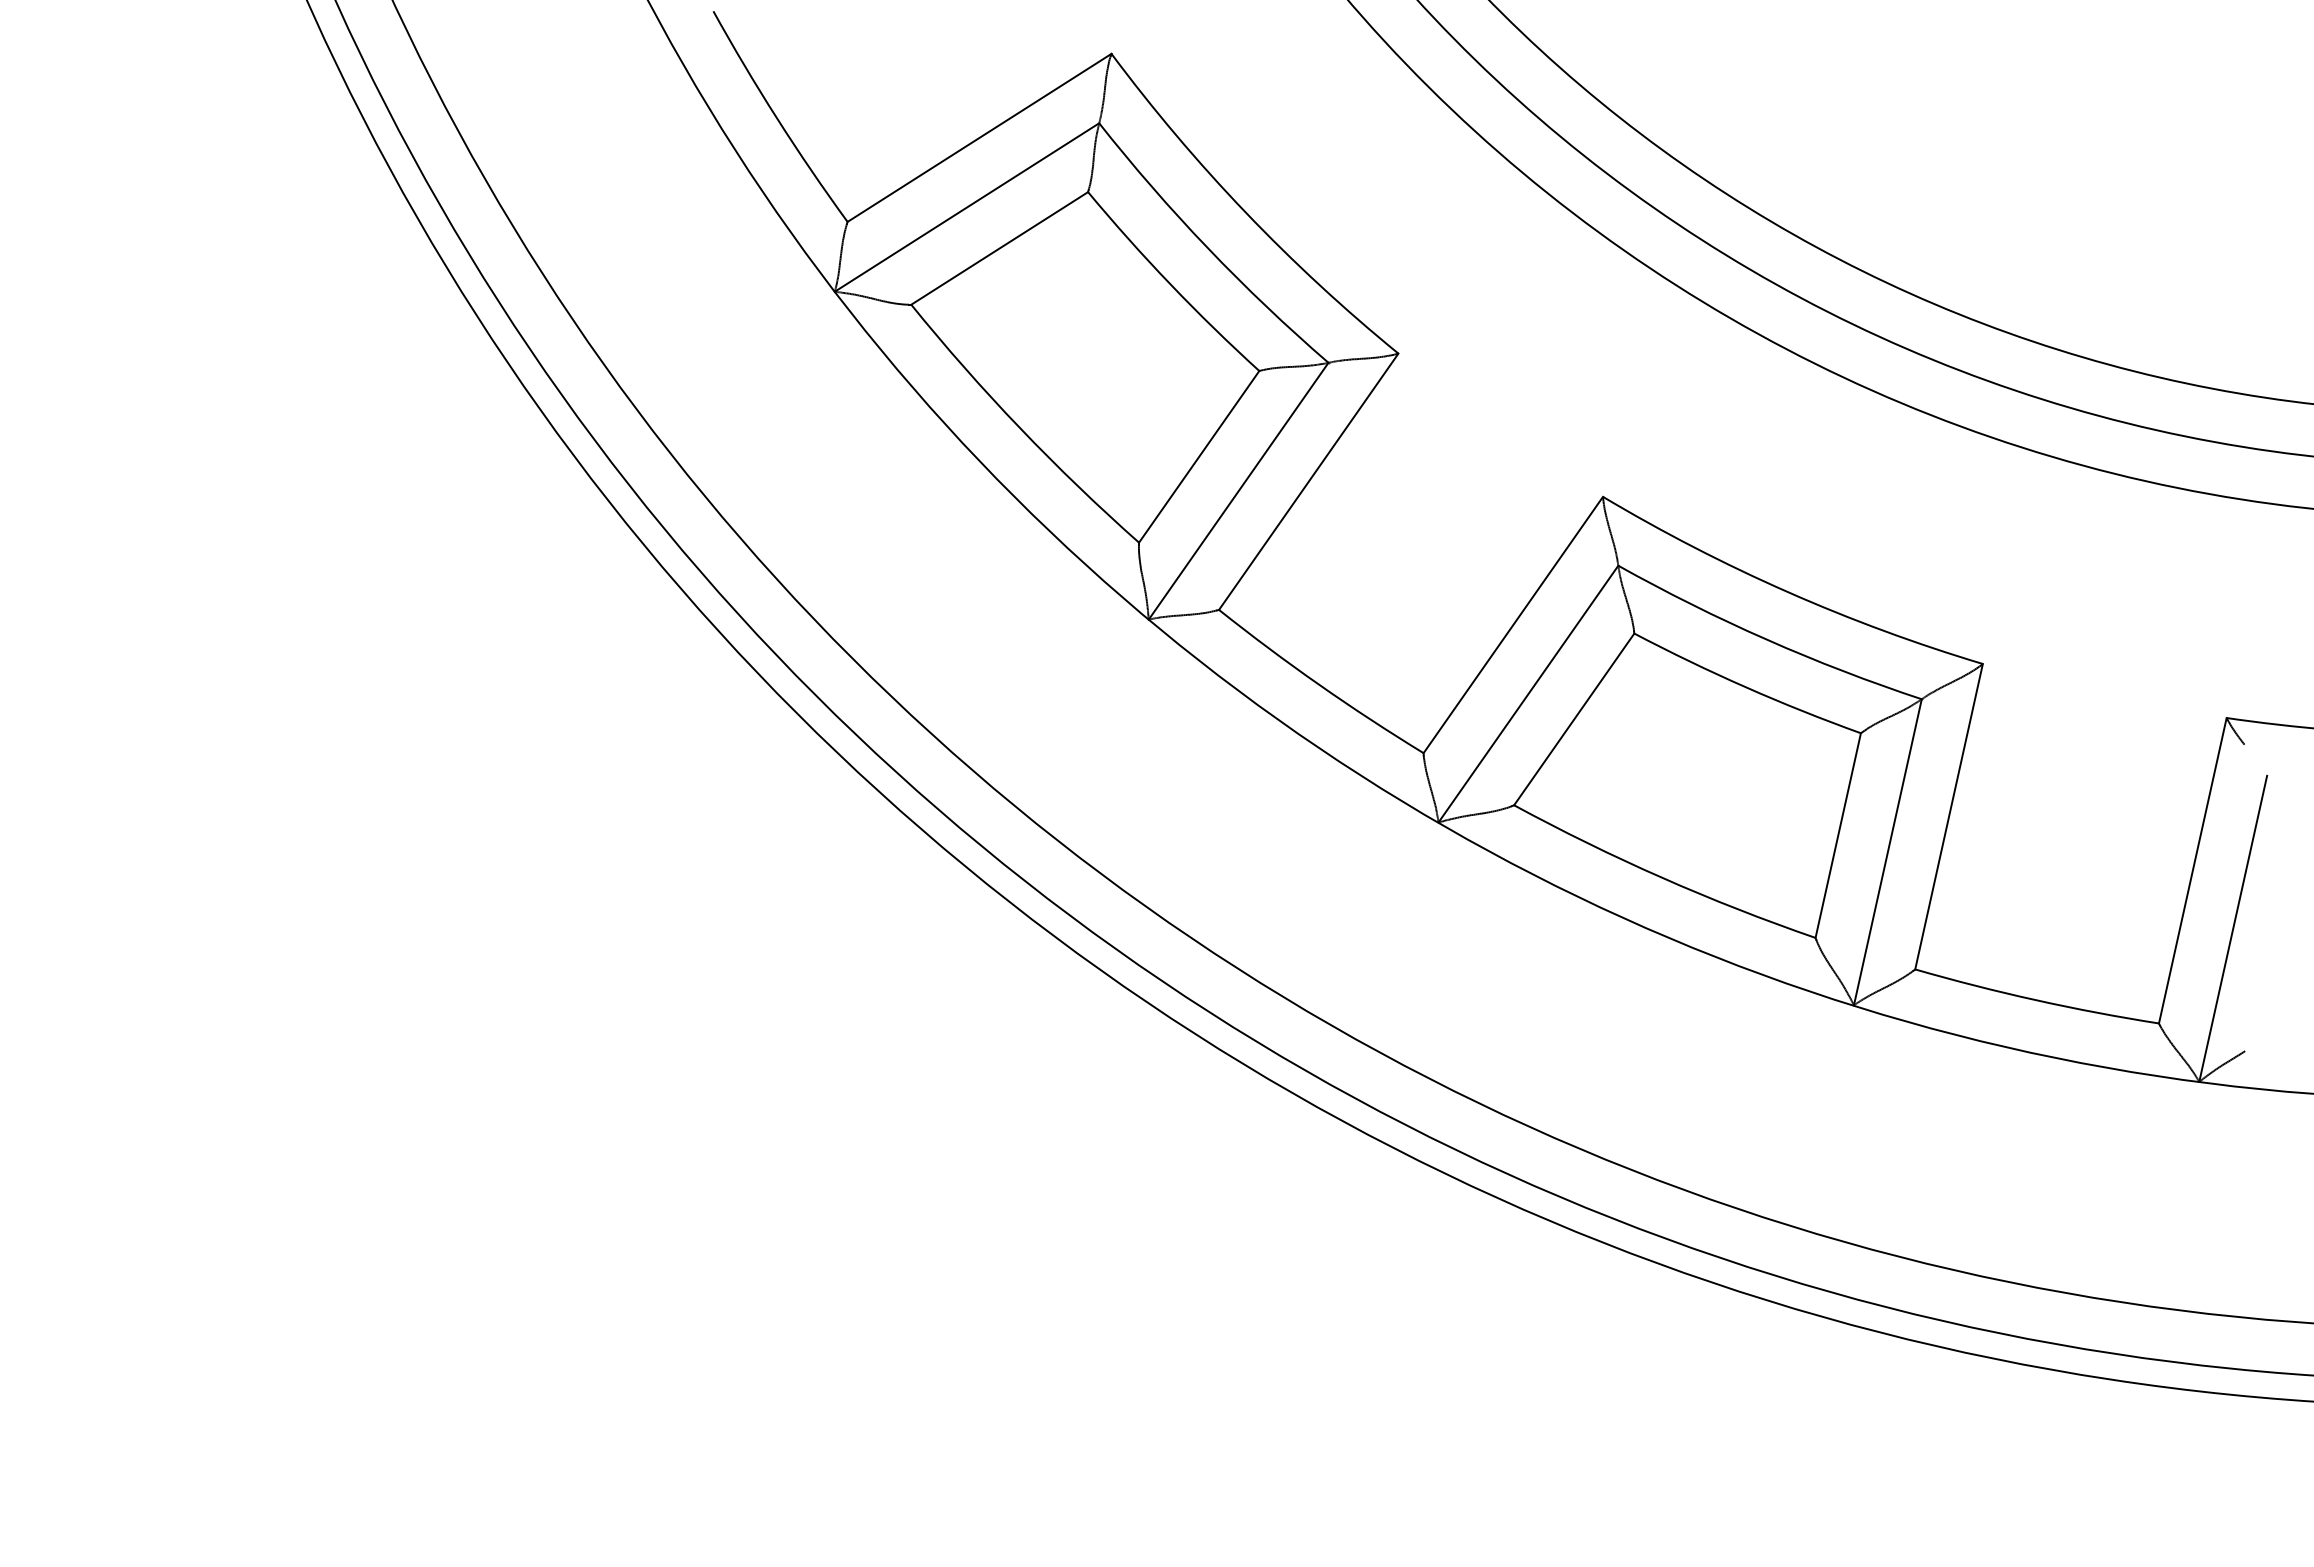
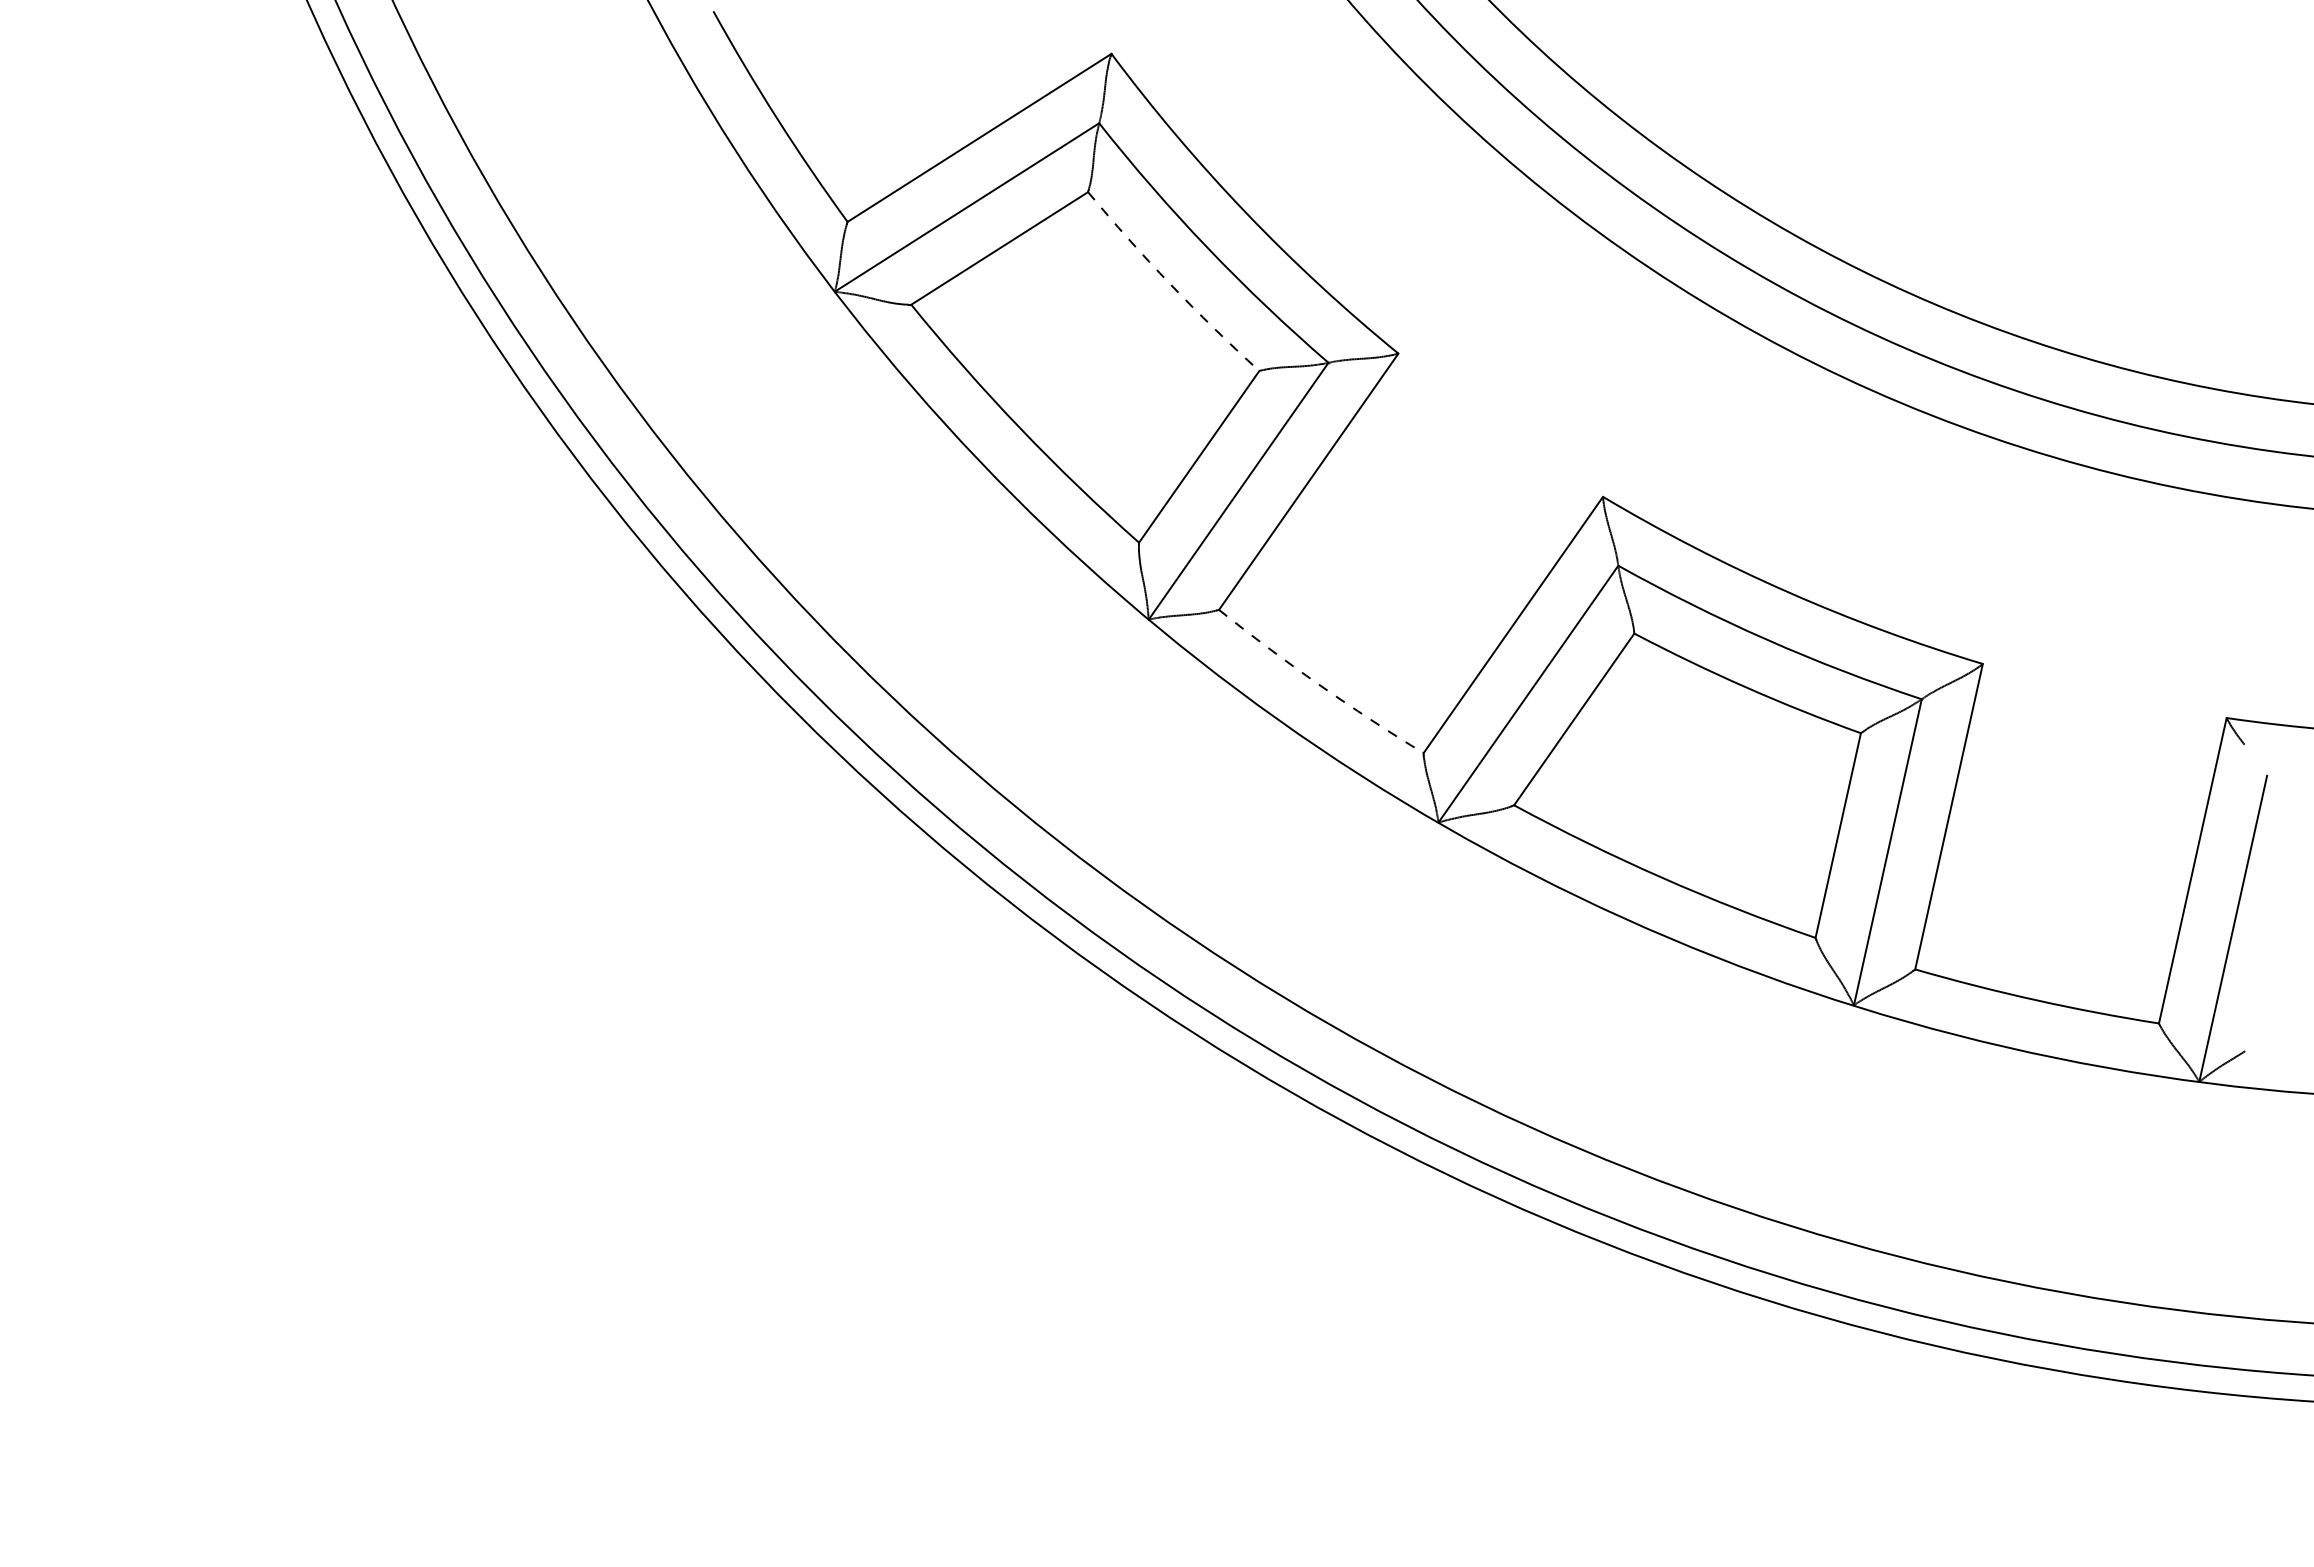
arc: solid -> dashed (1170, 284)
arc: solid -> dashed (1319, 684)
